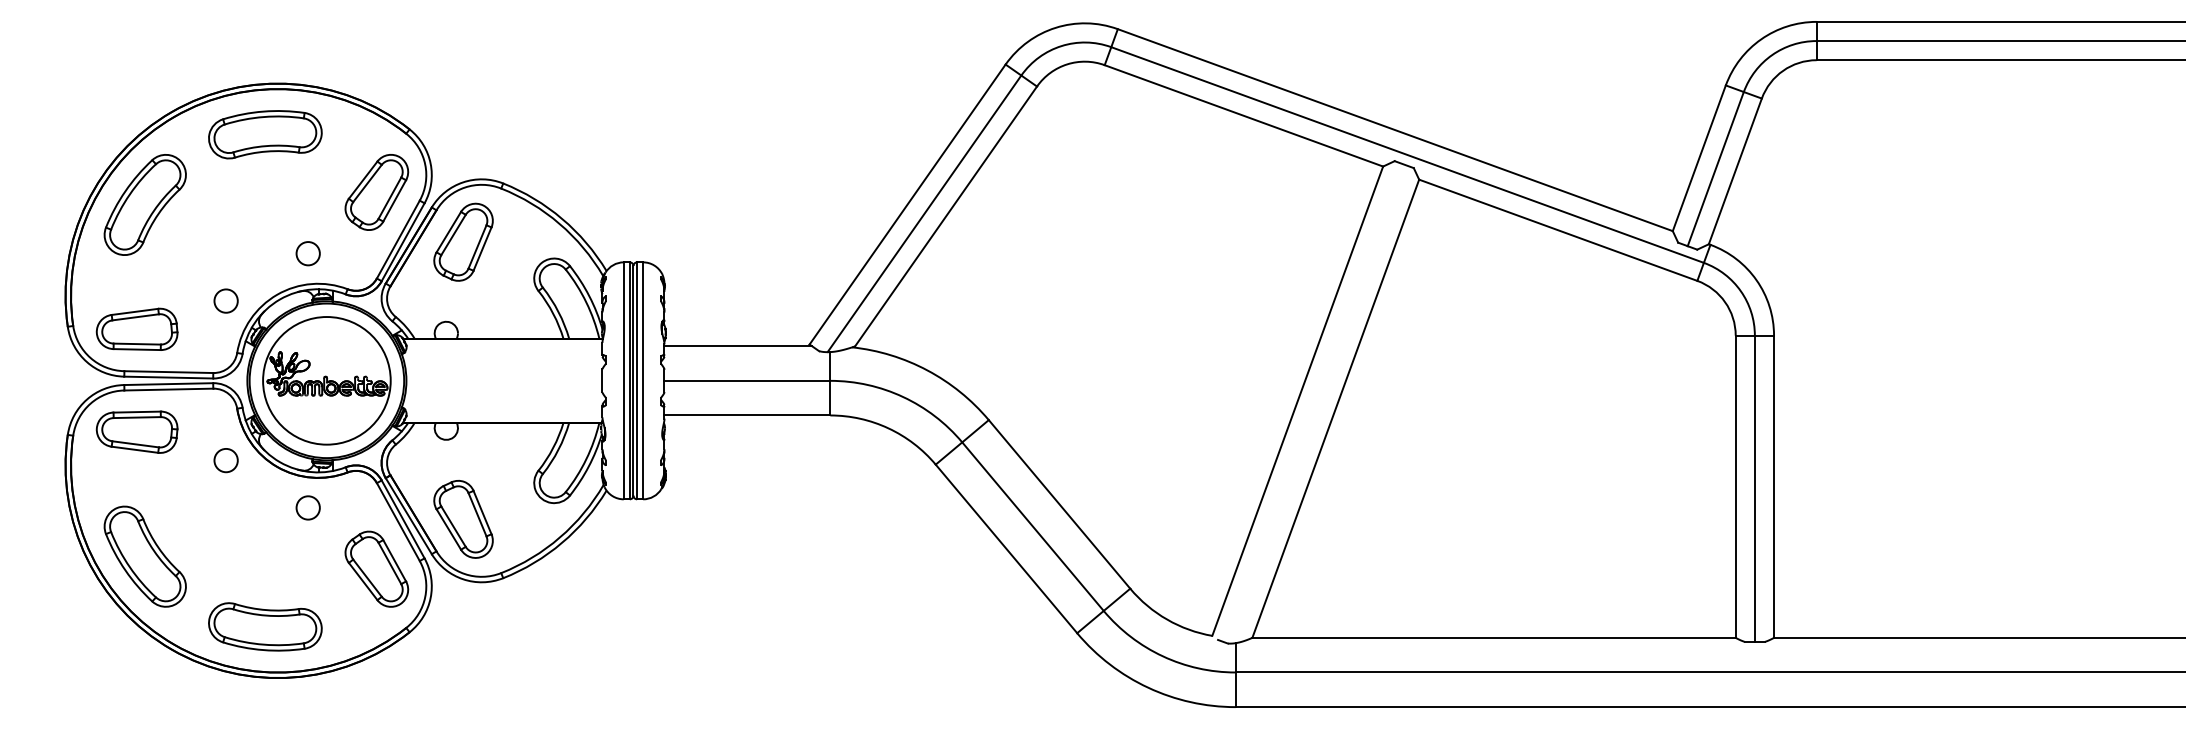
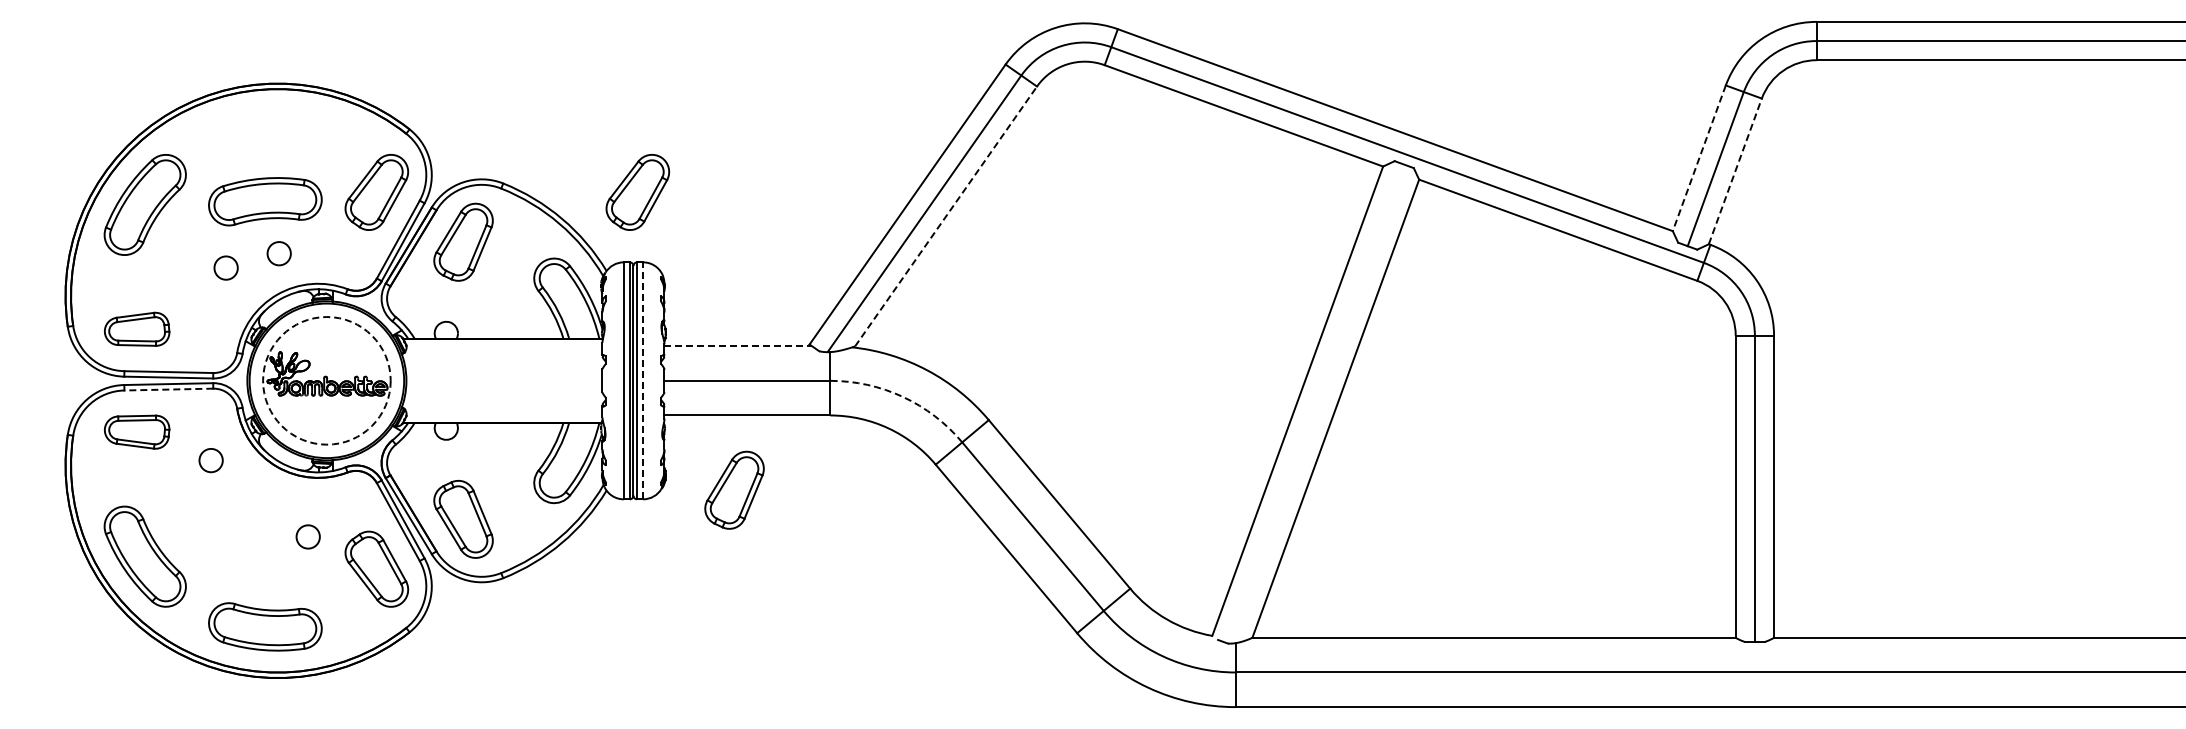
part position: (265, 134) -> (265, 201) (265, 201)
line: solid -> dashed (1699, 158)
line: solid -> dashed (1735, 171)
part: none -> present (637, 192)
line: solid -> dashed (946, 216)
circle position: (307, 253) -> (278, 253) (278, 253)
circle position: (225, 300) -> (225, 267) (225, 267)
part size: 84x44 px -> 67x36 px (137, 328)
line: solid -> dashed (738, 346)
circle: solid -> dashed (326, 380)
line: solid -> dashed (643, 380)
line: solid -> dashed (168, 389)
arc: solid -> dashed (903, 396)
part size: 84x44 px -> 67x36 px (137, 431)
circle position: (225, 460) -> (210, 460) (210, 460)
part: none -> present (734, 489)
circle position: (307, 507) -> (307, 536) (307, 536)
